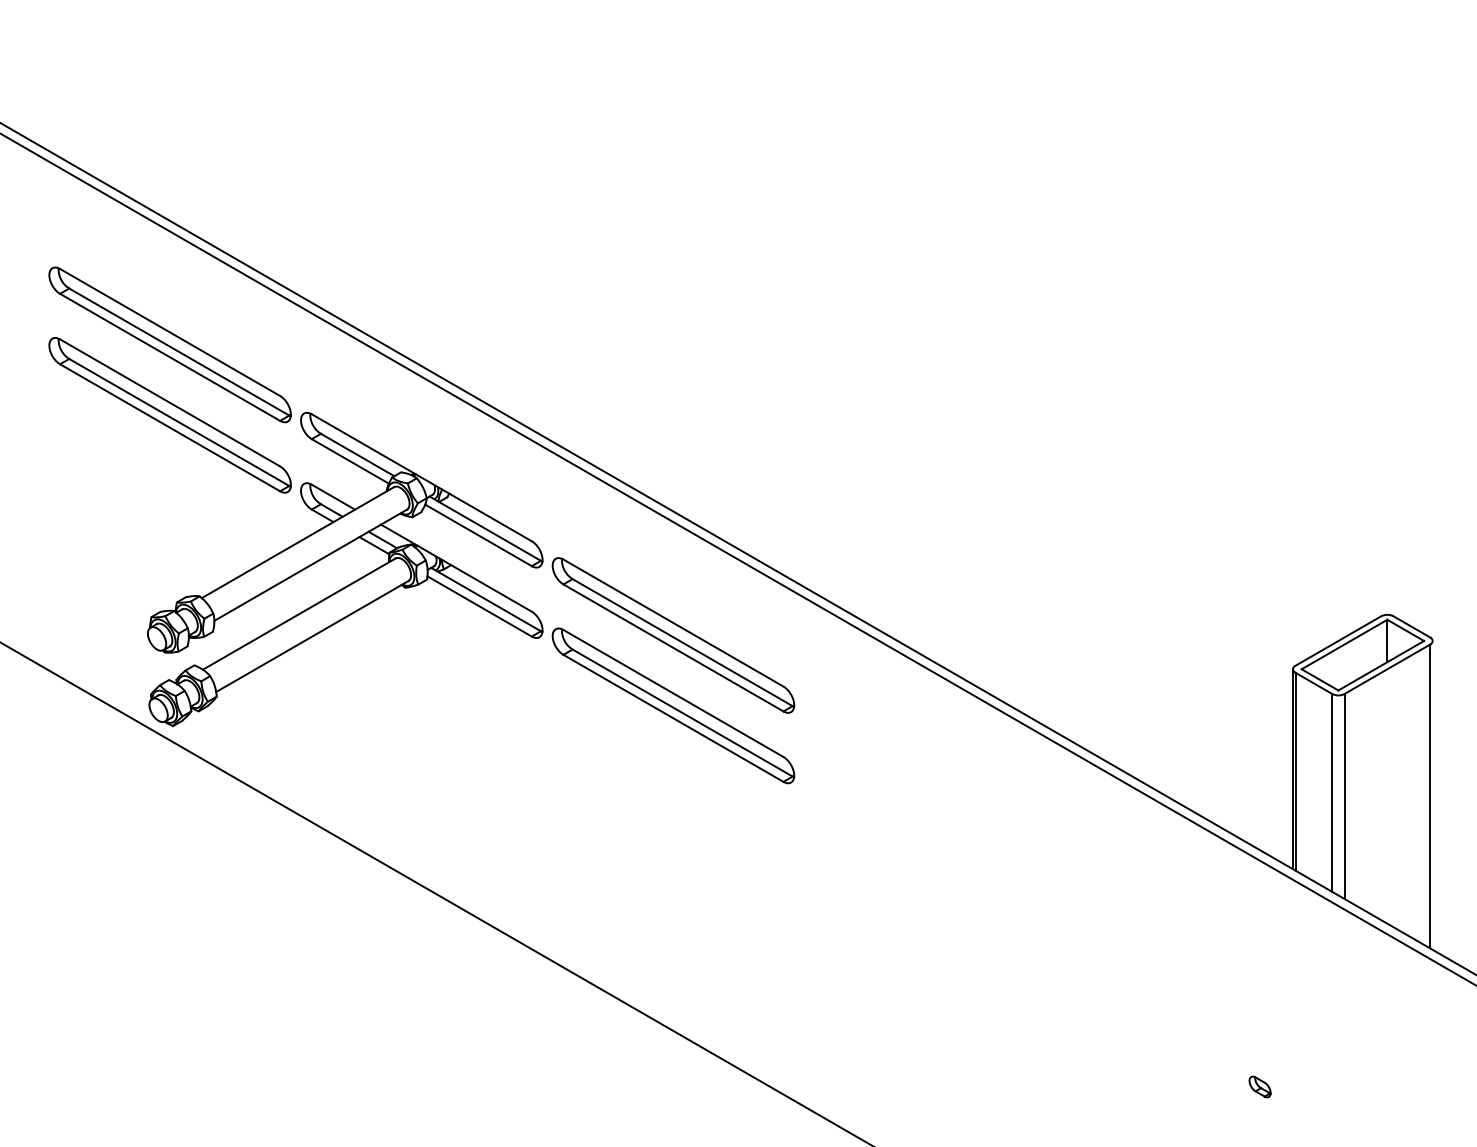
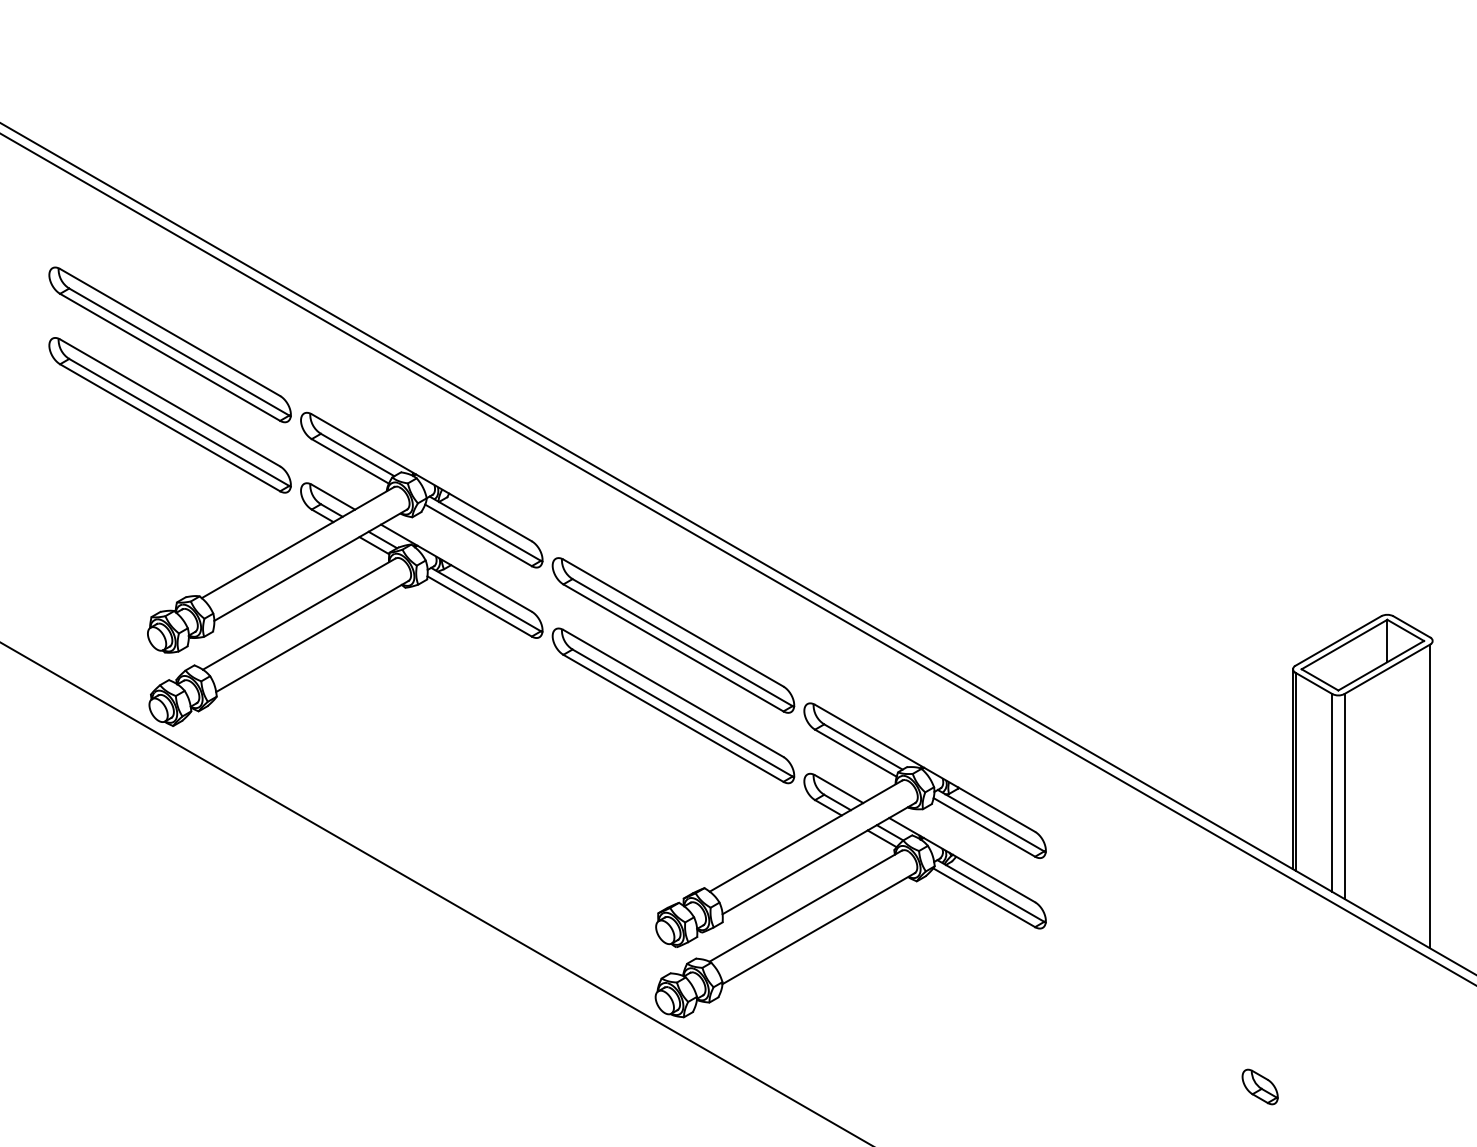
part: none -> present (842, 846)
part size: 24x24 px -> 38x38 px (1259, 1086)
